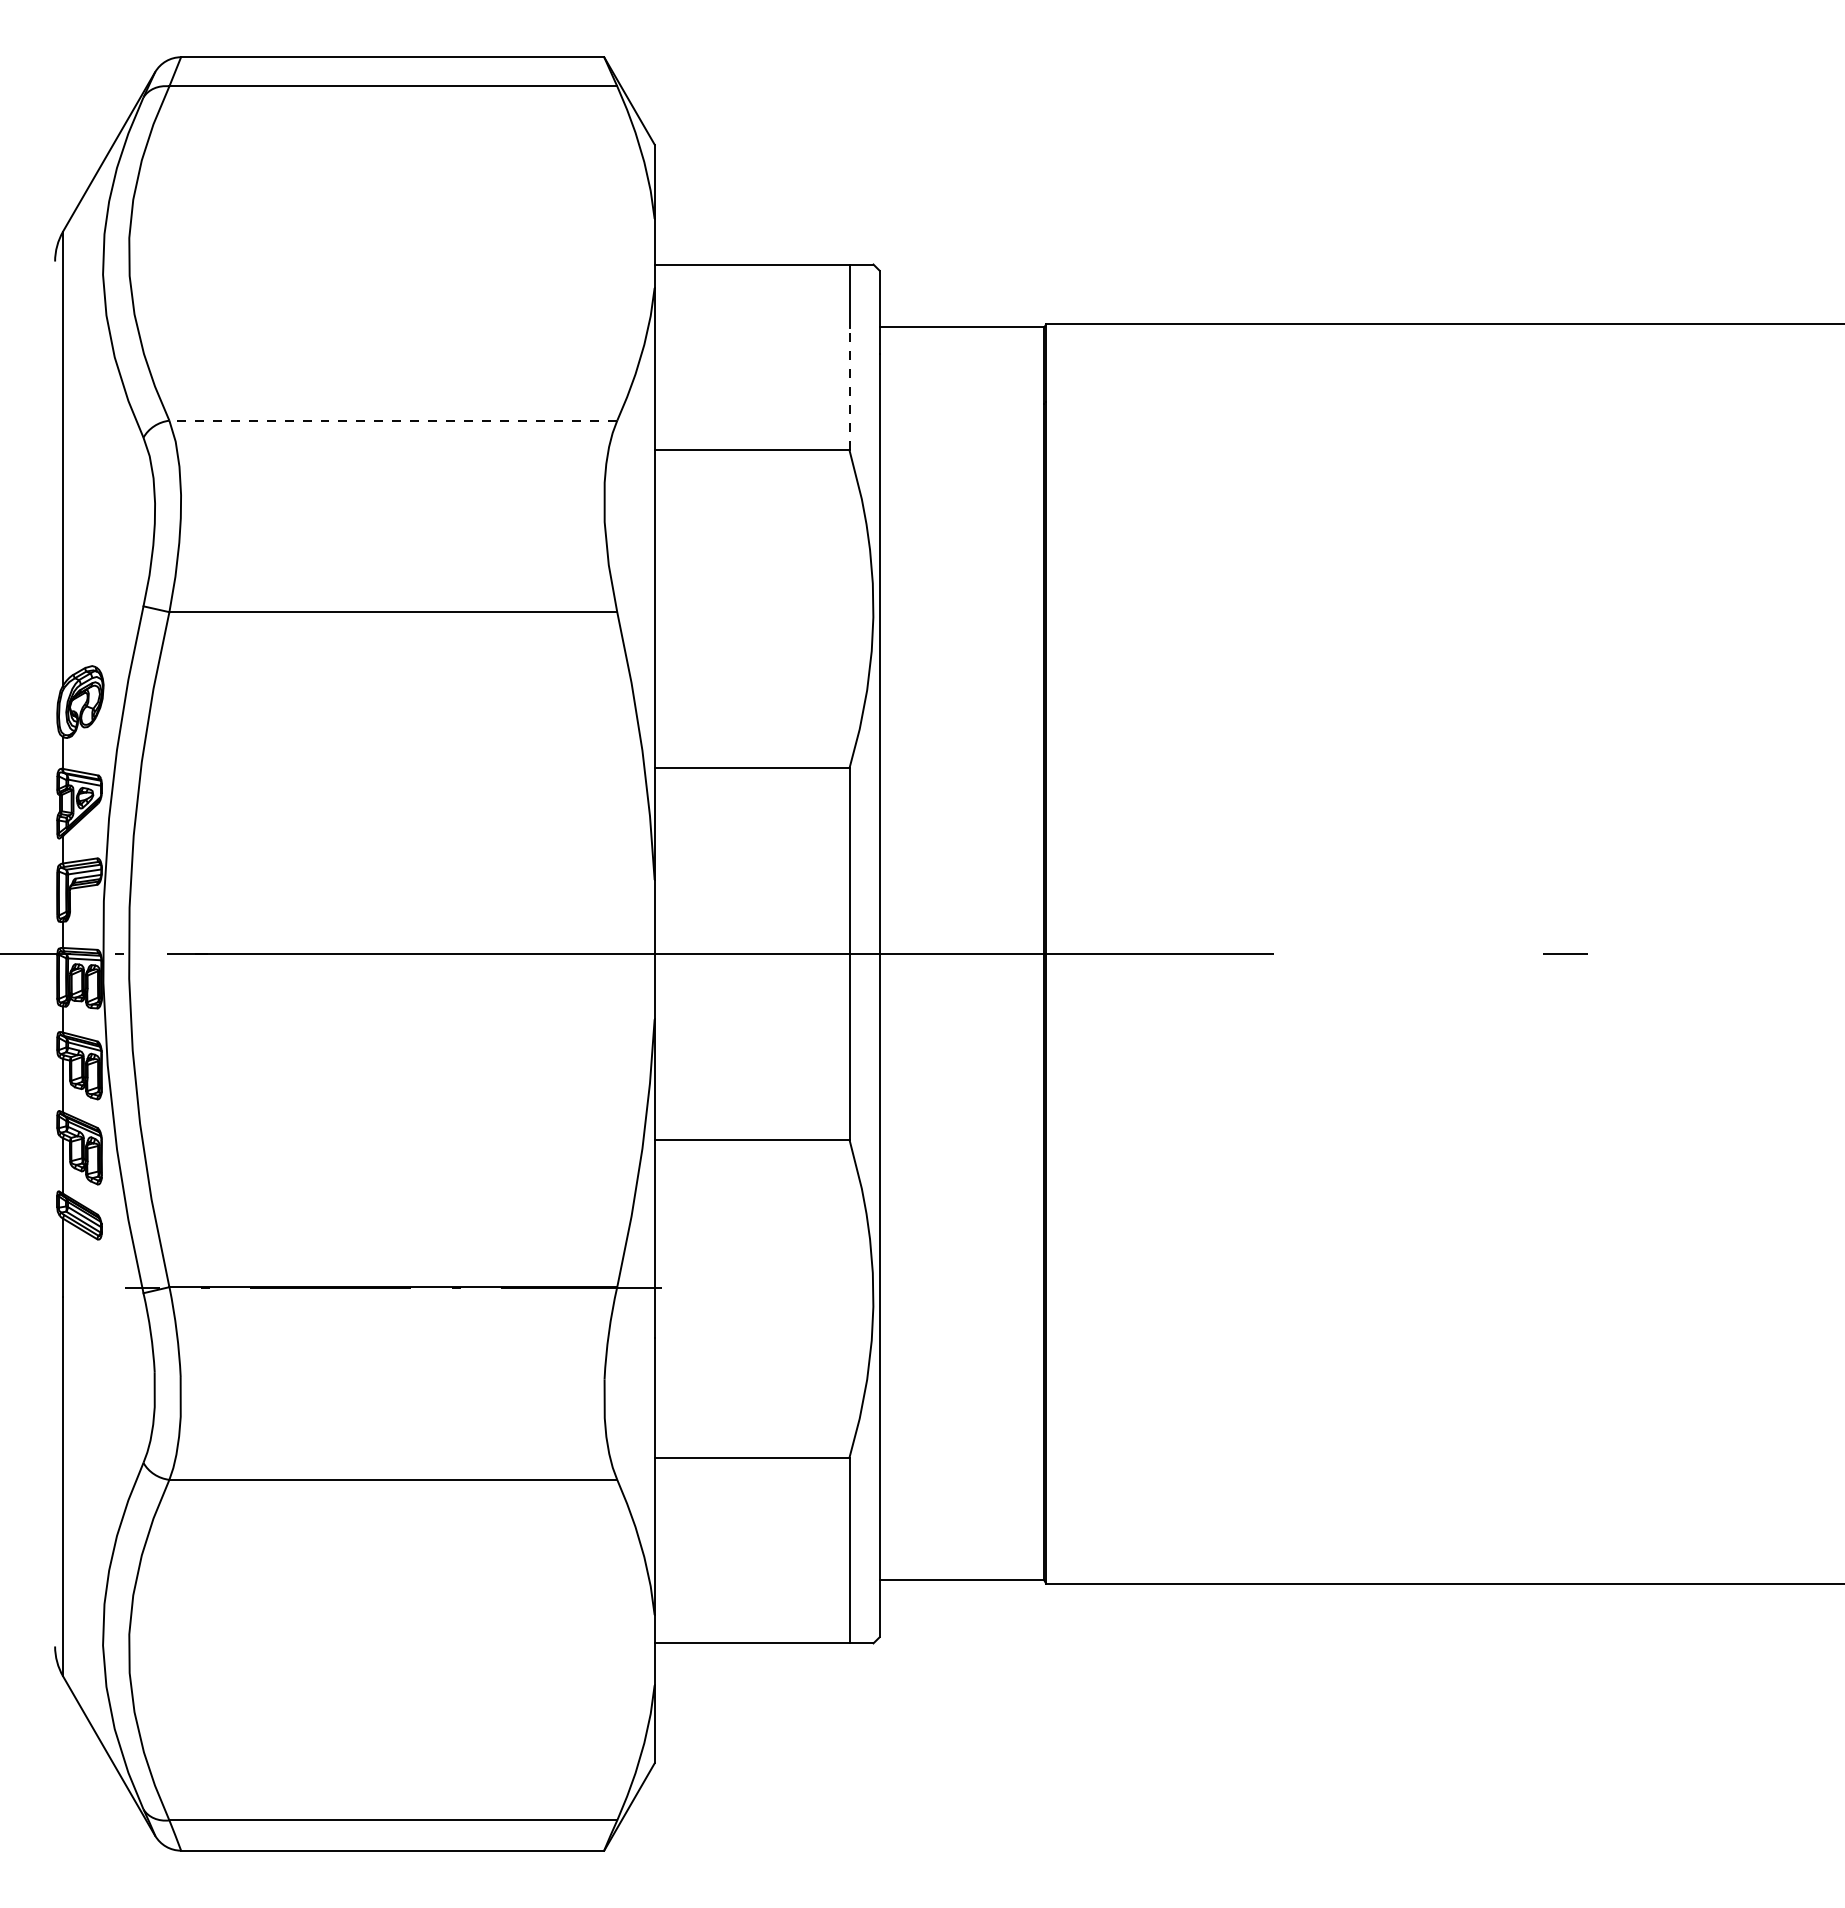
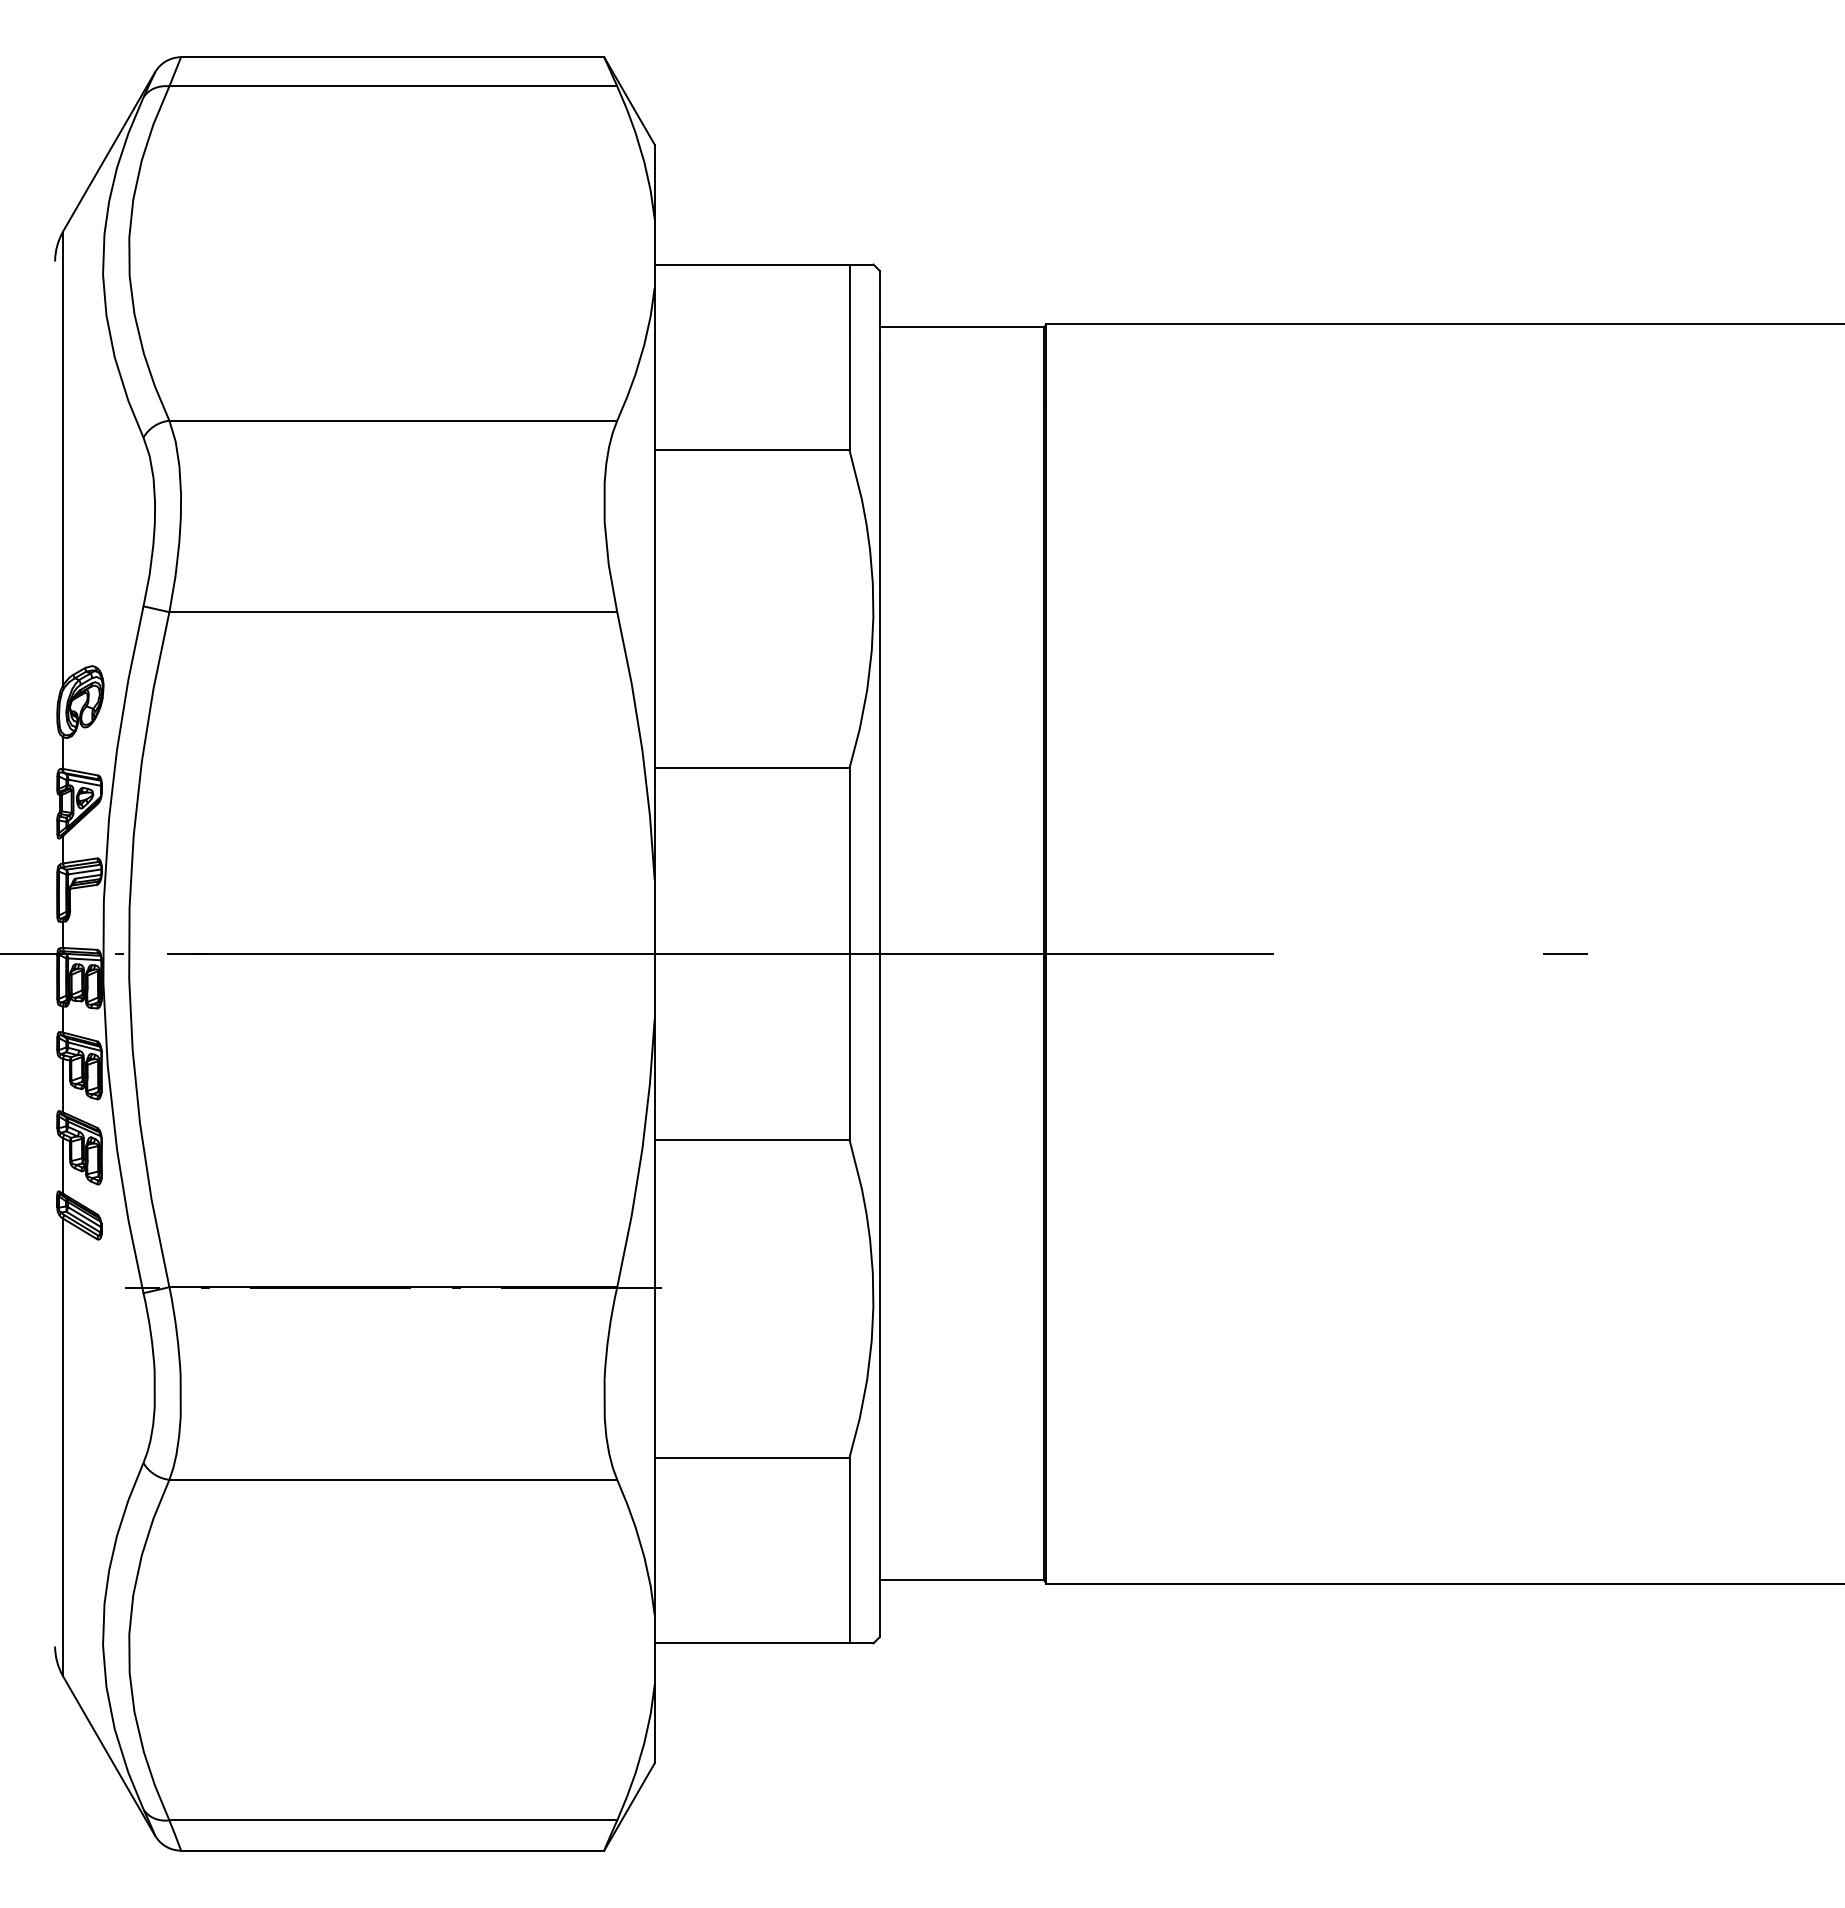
line: dashed -> solid (849, 388)
line: dashed -> solid (393, 420)
